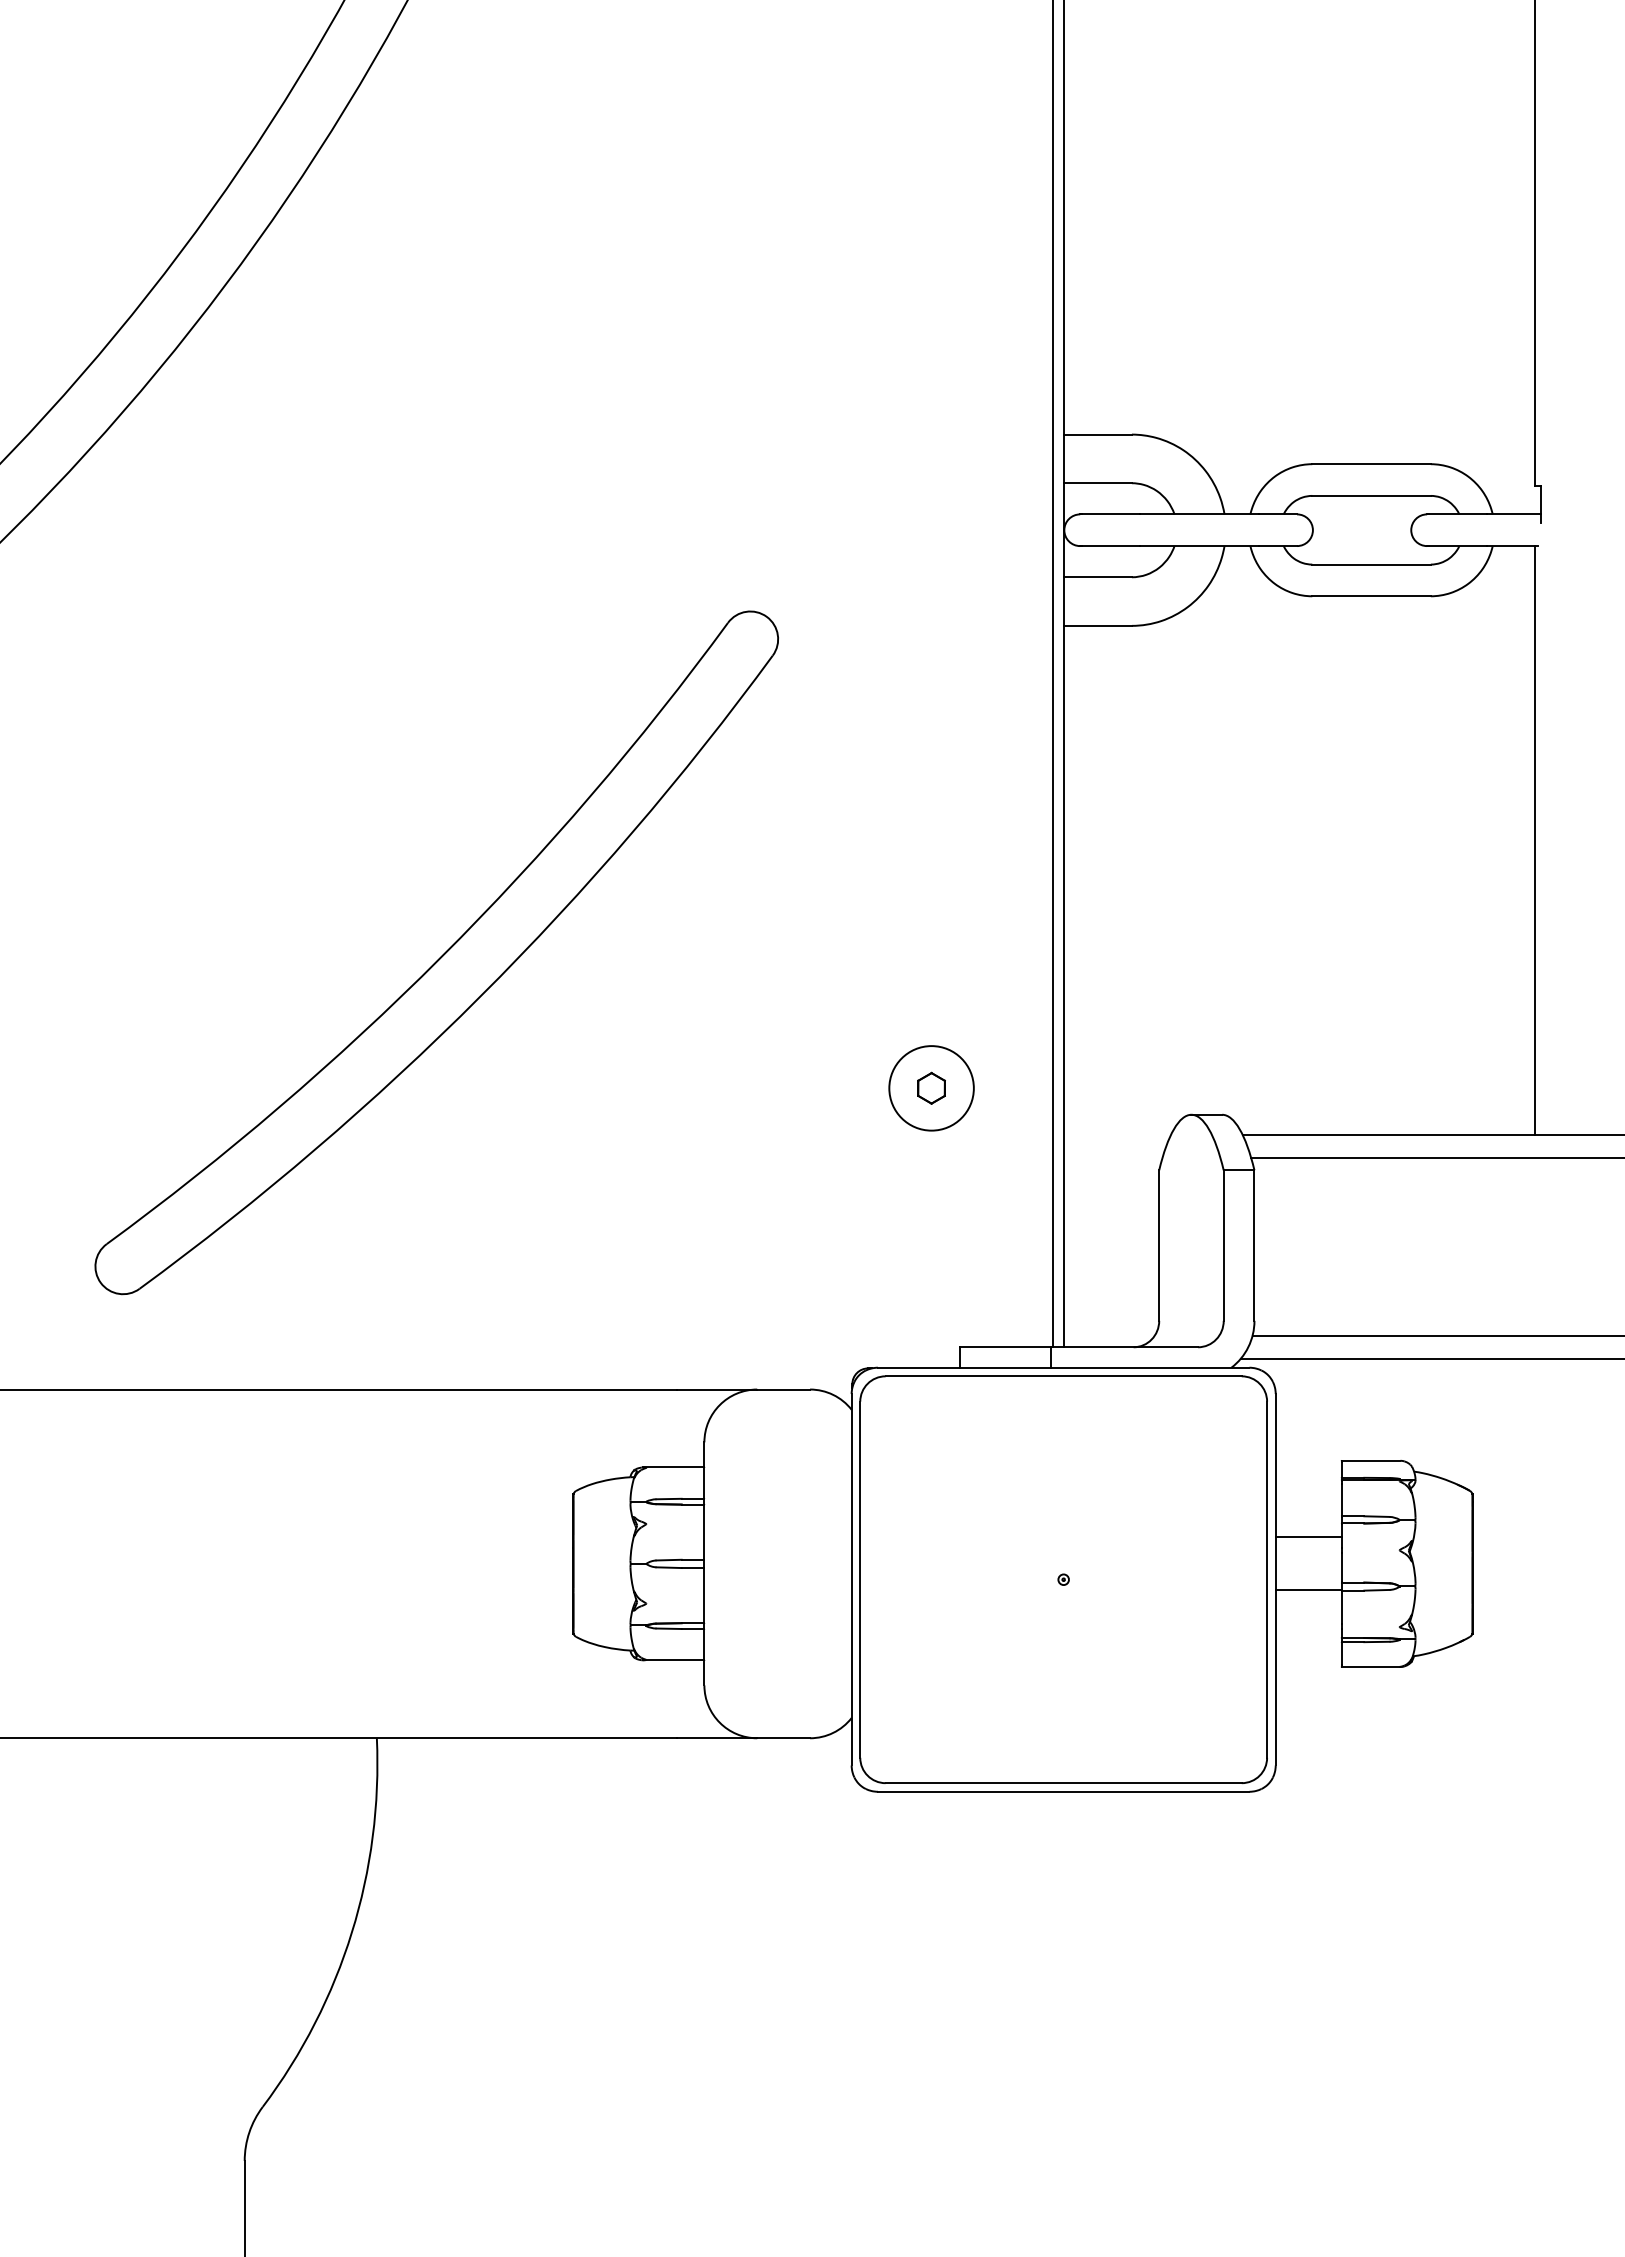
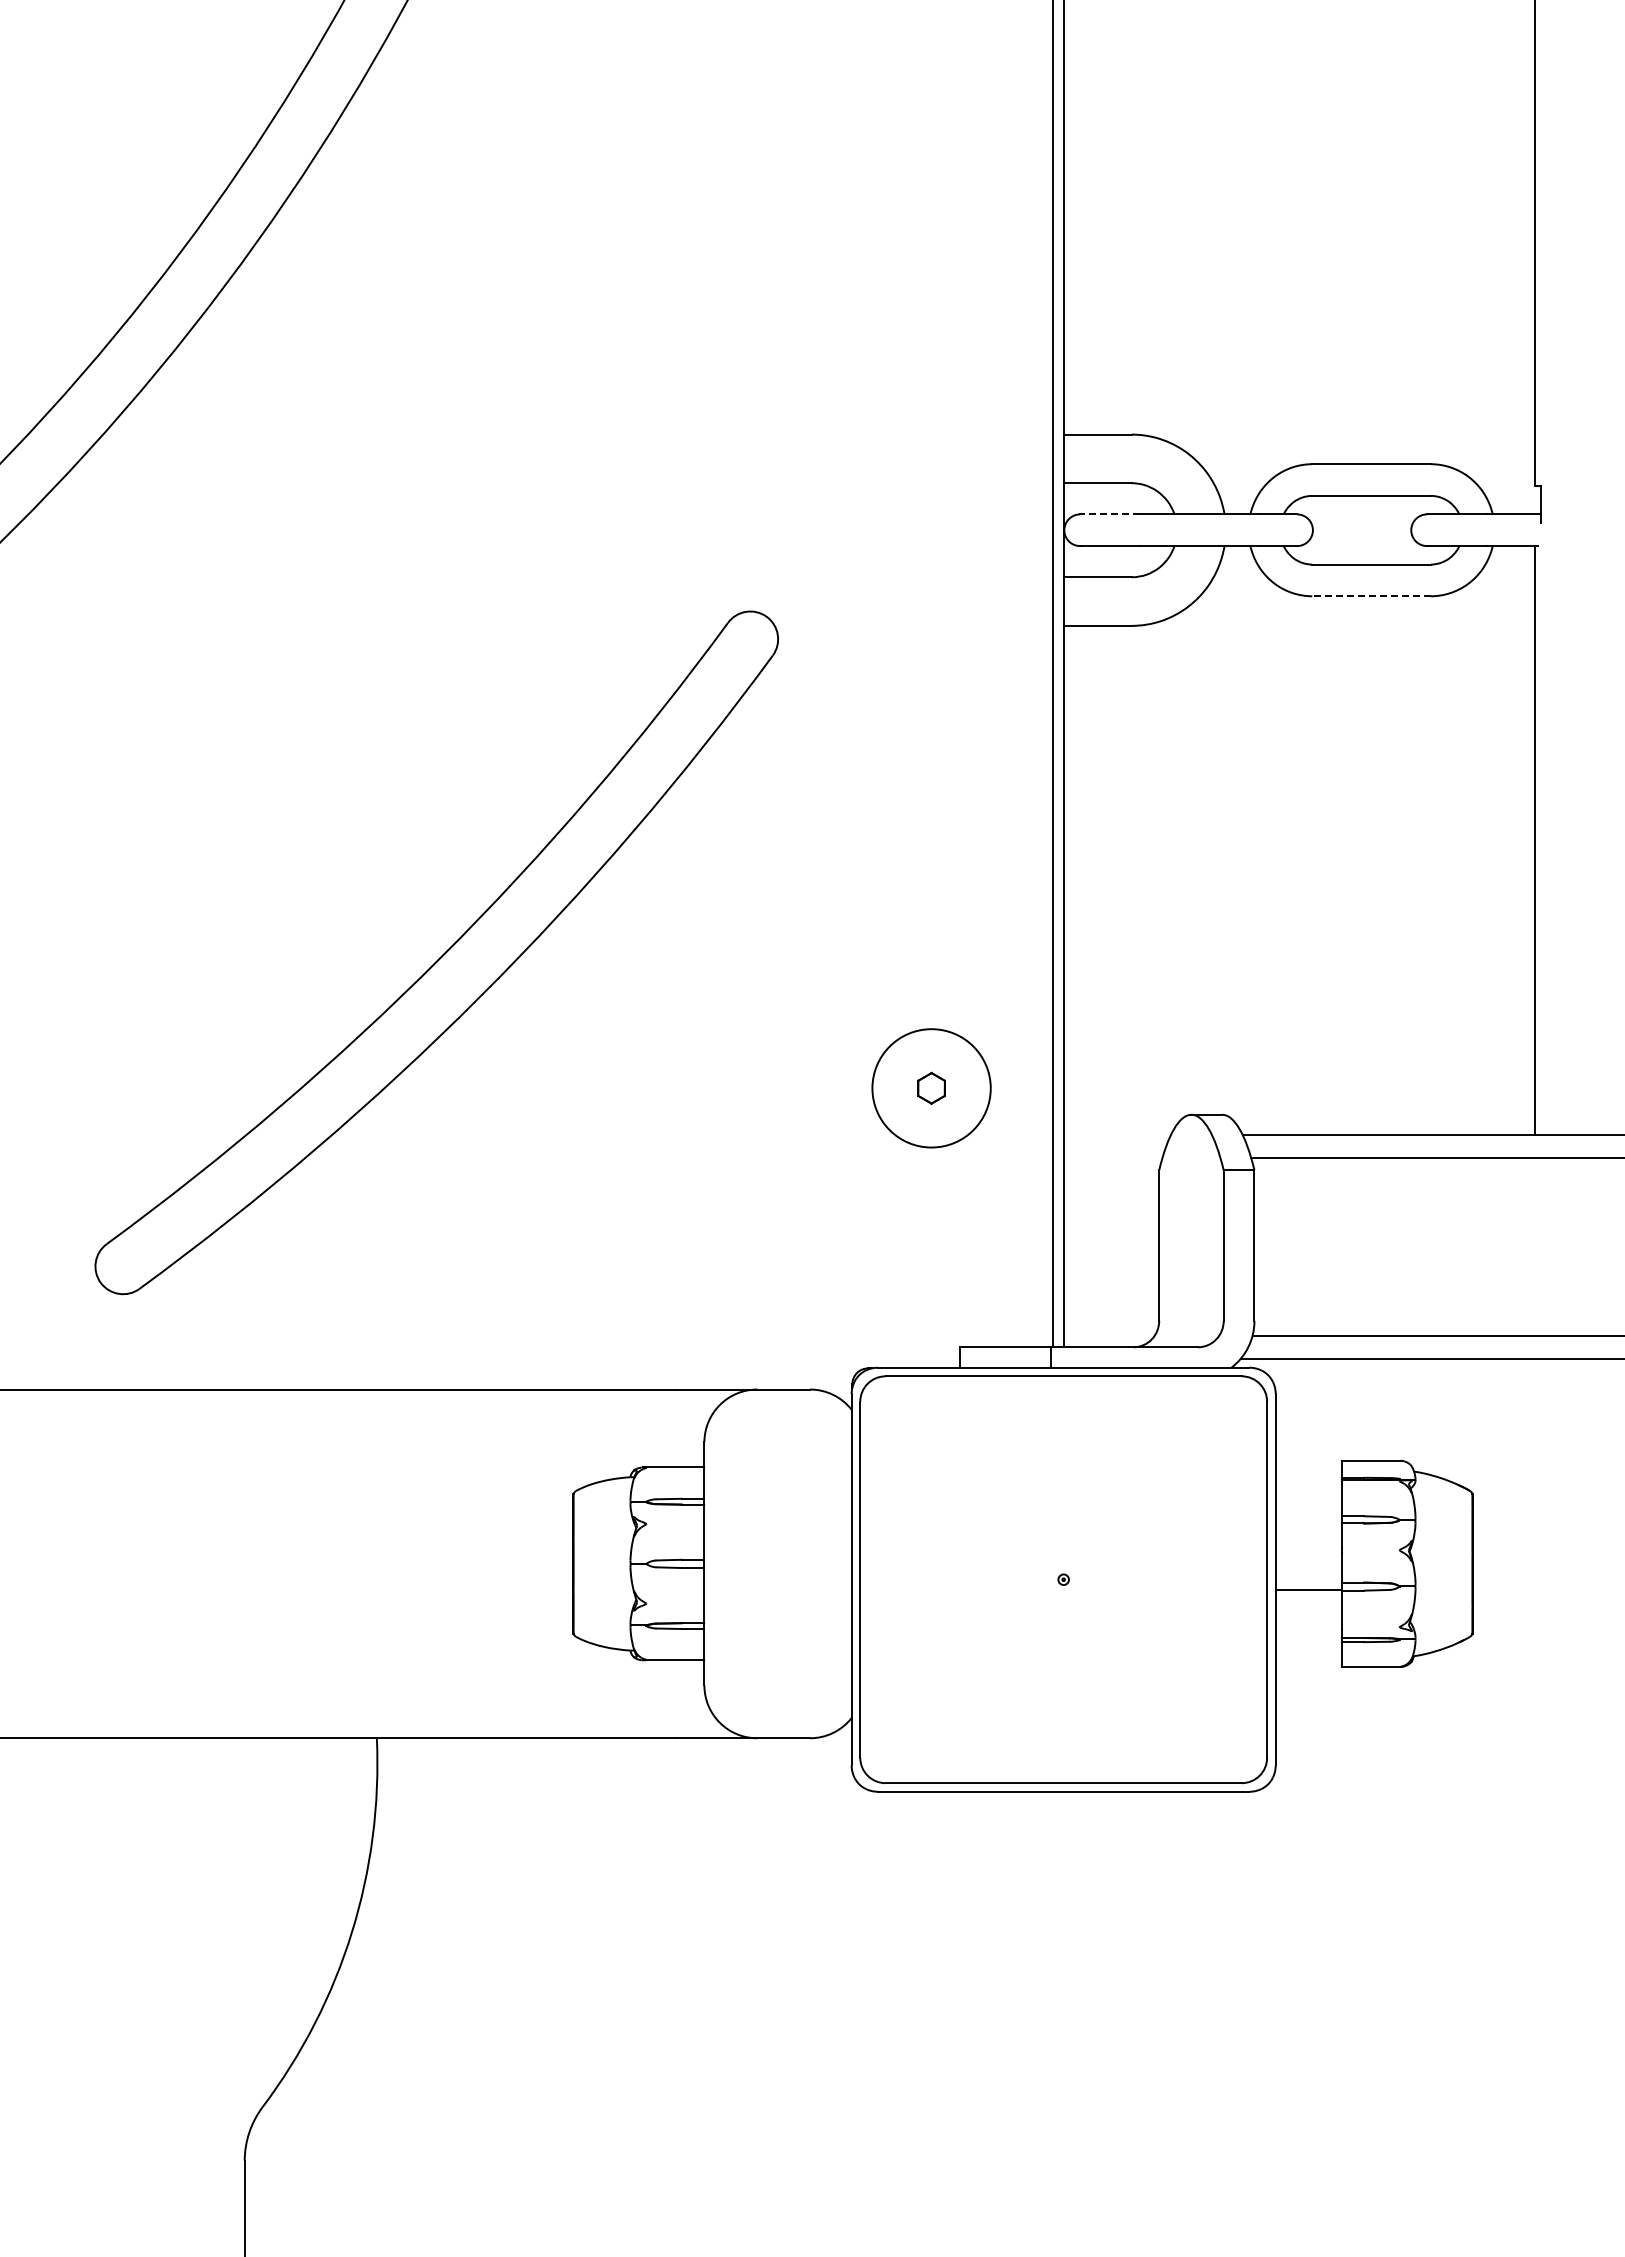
line: solid -> dashed (1110, 514)
line: solid -> dashed (1371, 596)
circle diameter: 85 px -> 118 px (931, 1088)
line: present -> none (1308, 1537)
